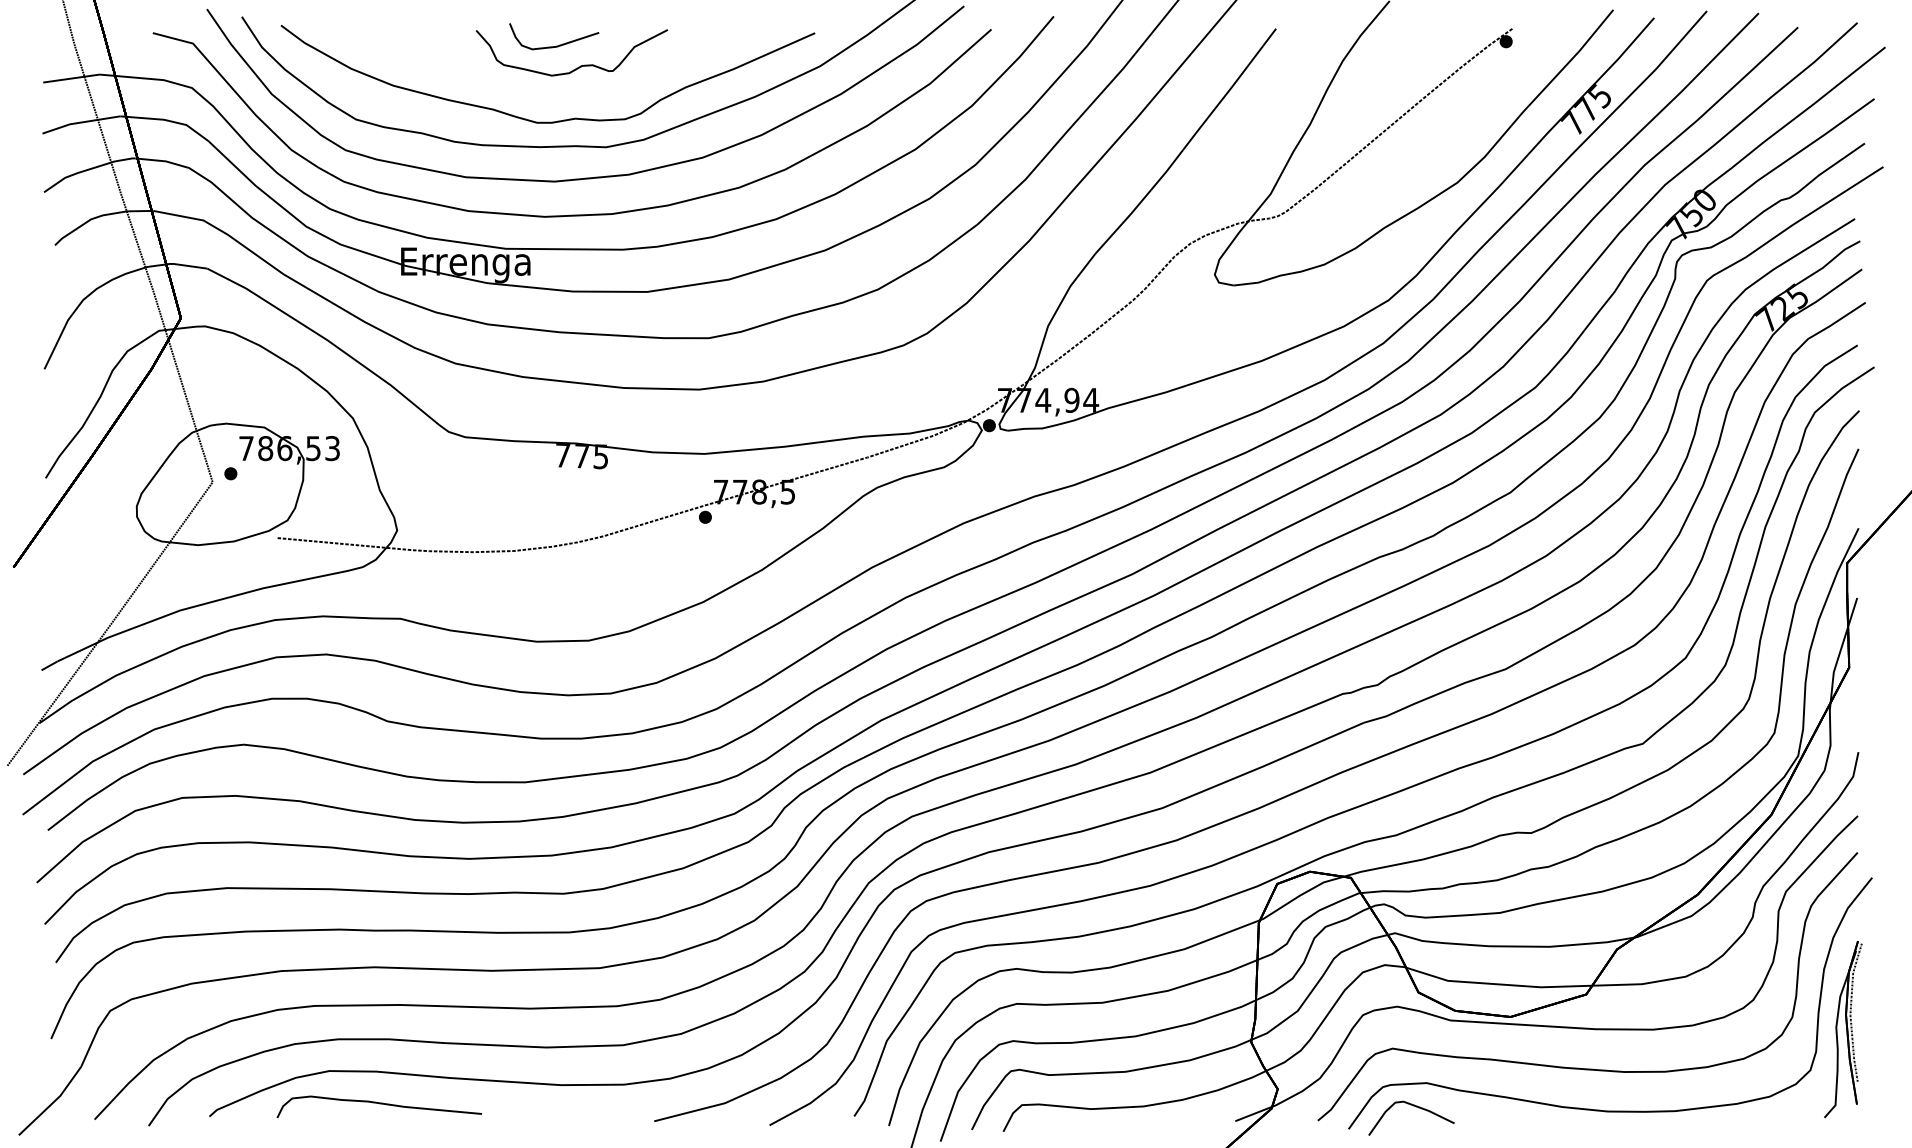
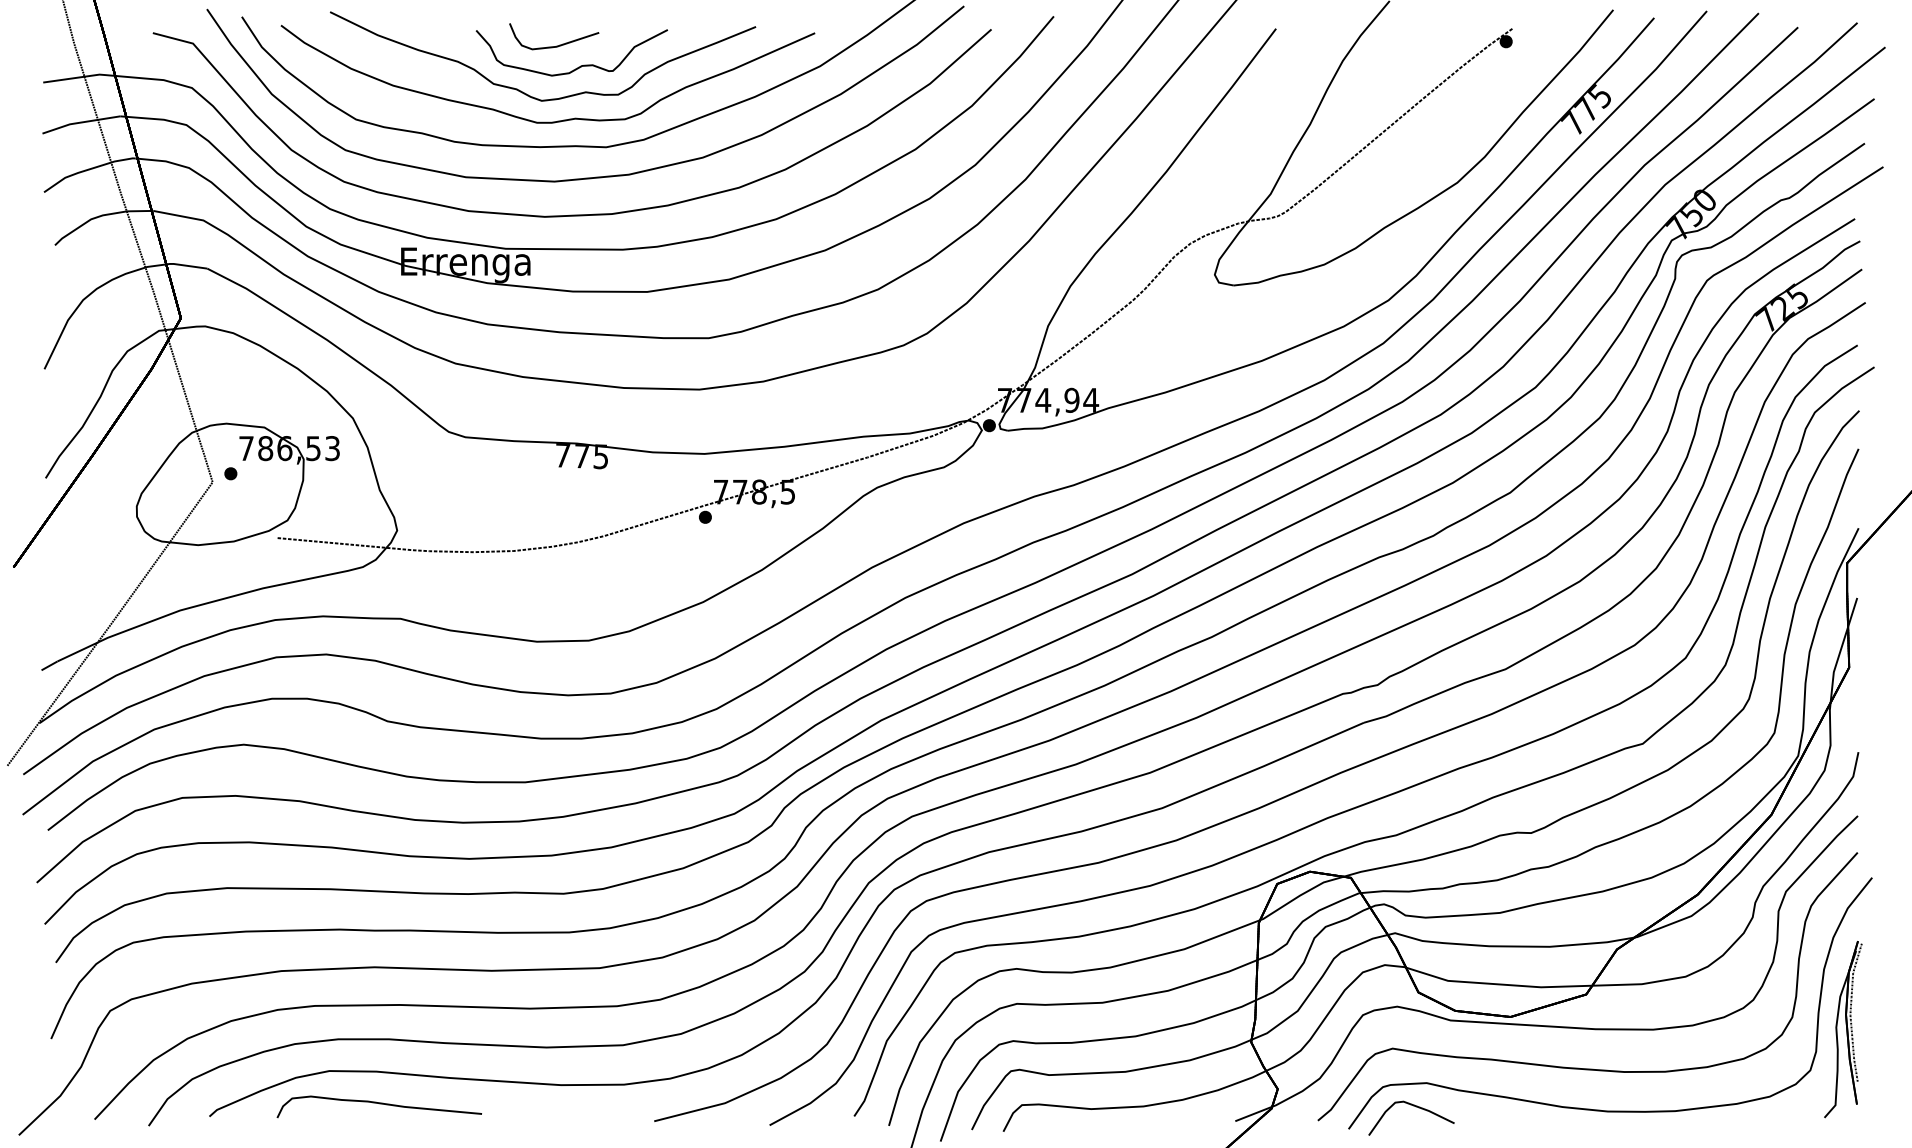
curve: none -> present (521, 90)
